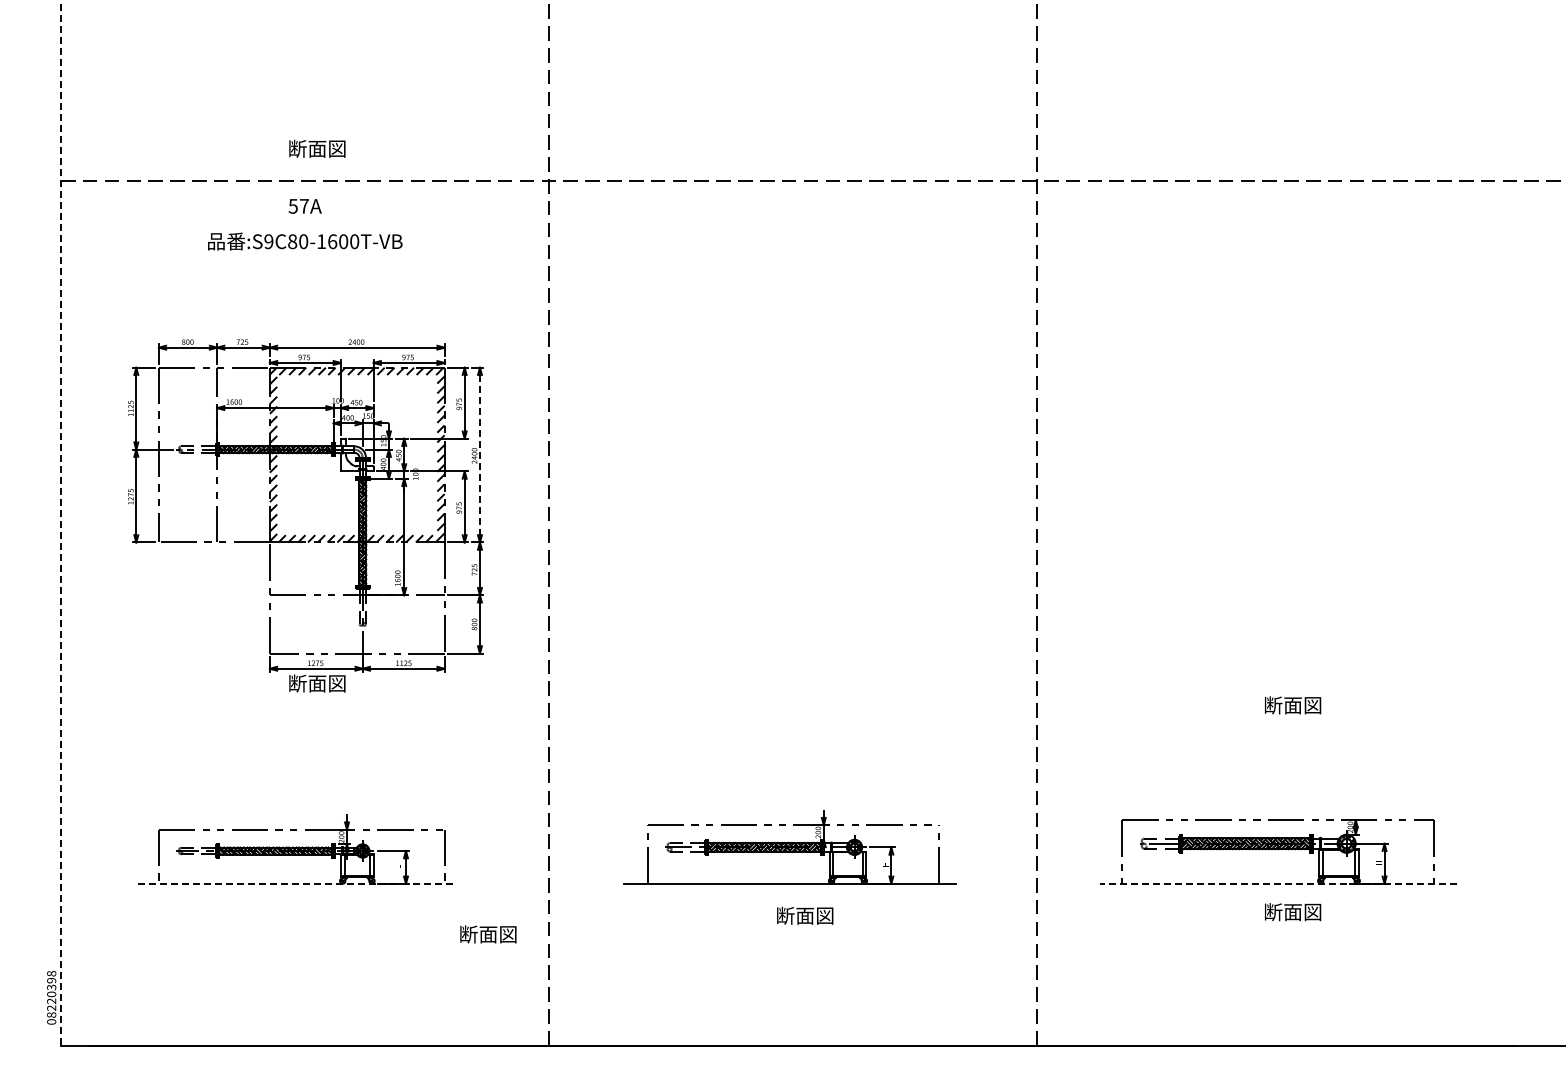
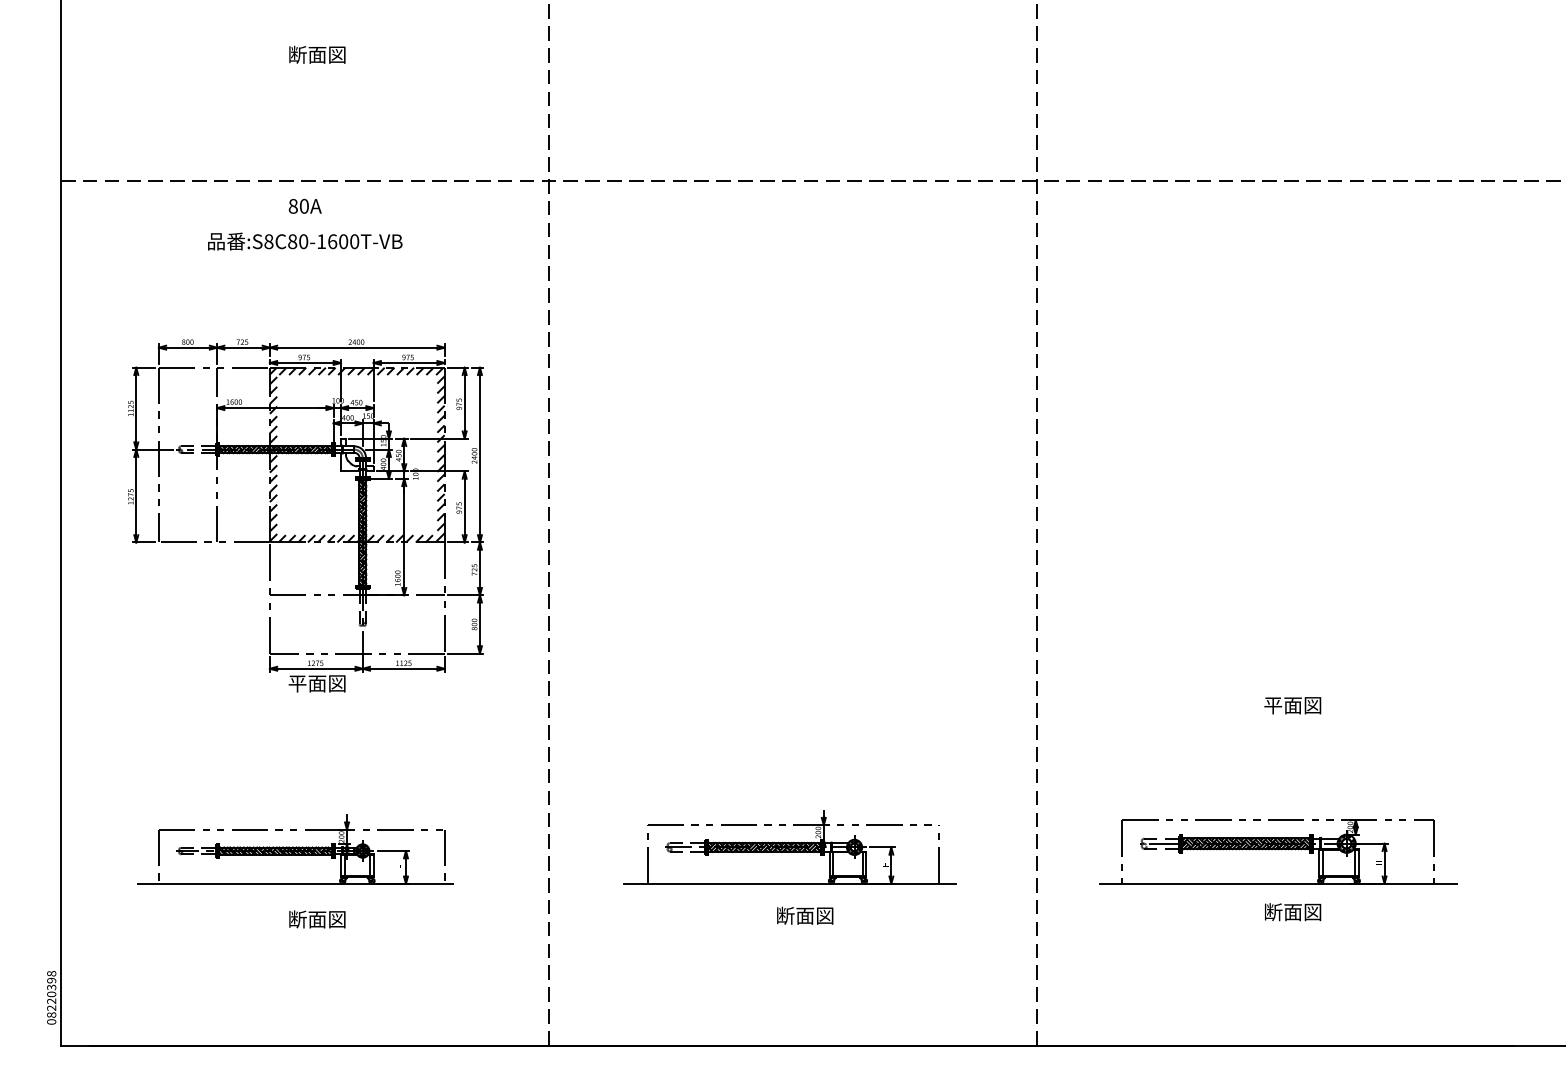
text position: (317, 148) -> (317, 54) (317, 54)
text: 57A -> 80A (298, 205)
text: :S9C80-1600T-VB -> :S8C80-1600T-VB (268, 241)
line: dashed -> solid (479, 455)
line: dashed -> solid (61, 523)
text: 断面図 -> 平面図 (297, 683)
text: 断面図 -> 平面図 (1273, 705)
line: dashed -> solid (295, 883)
line: dashed -> solid (1277, 883)
text position: (488, 934) -> (317, 919) (317, 919)
